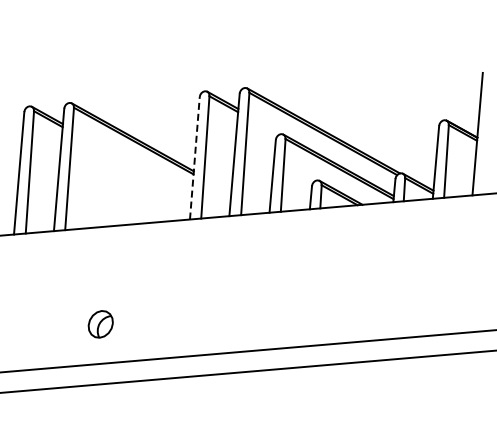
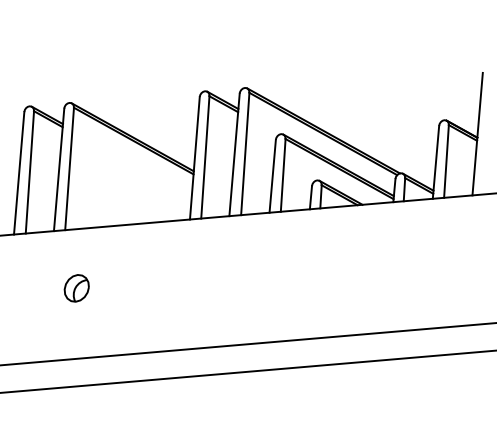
line: dashed -> solid (194, 157)
part position: (100, 324) -> (76, 288) (76, 288)
line position: (247, 351) -> (247, 344) (247, 344)
